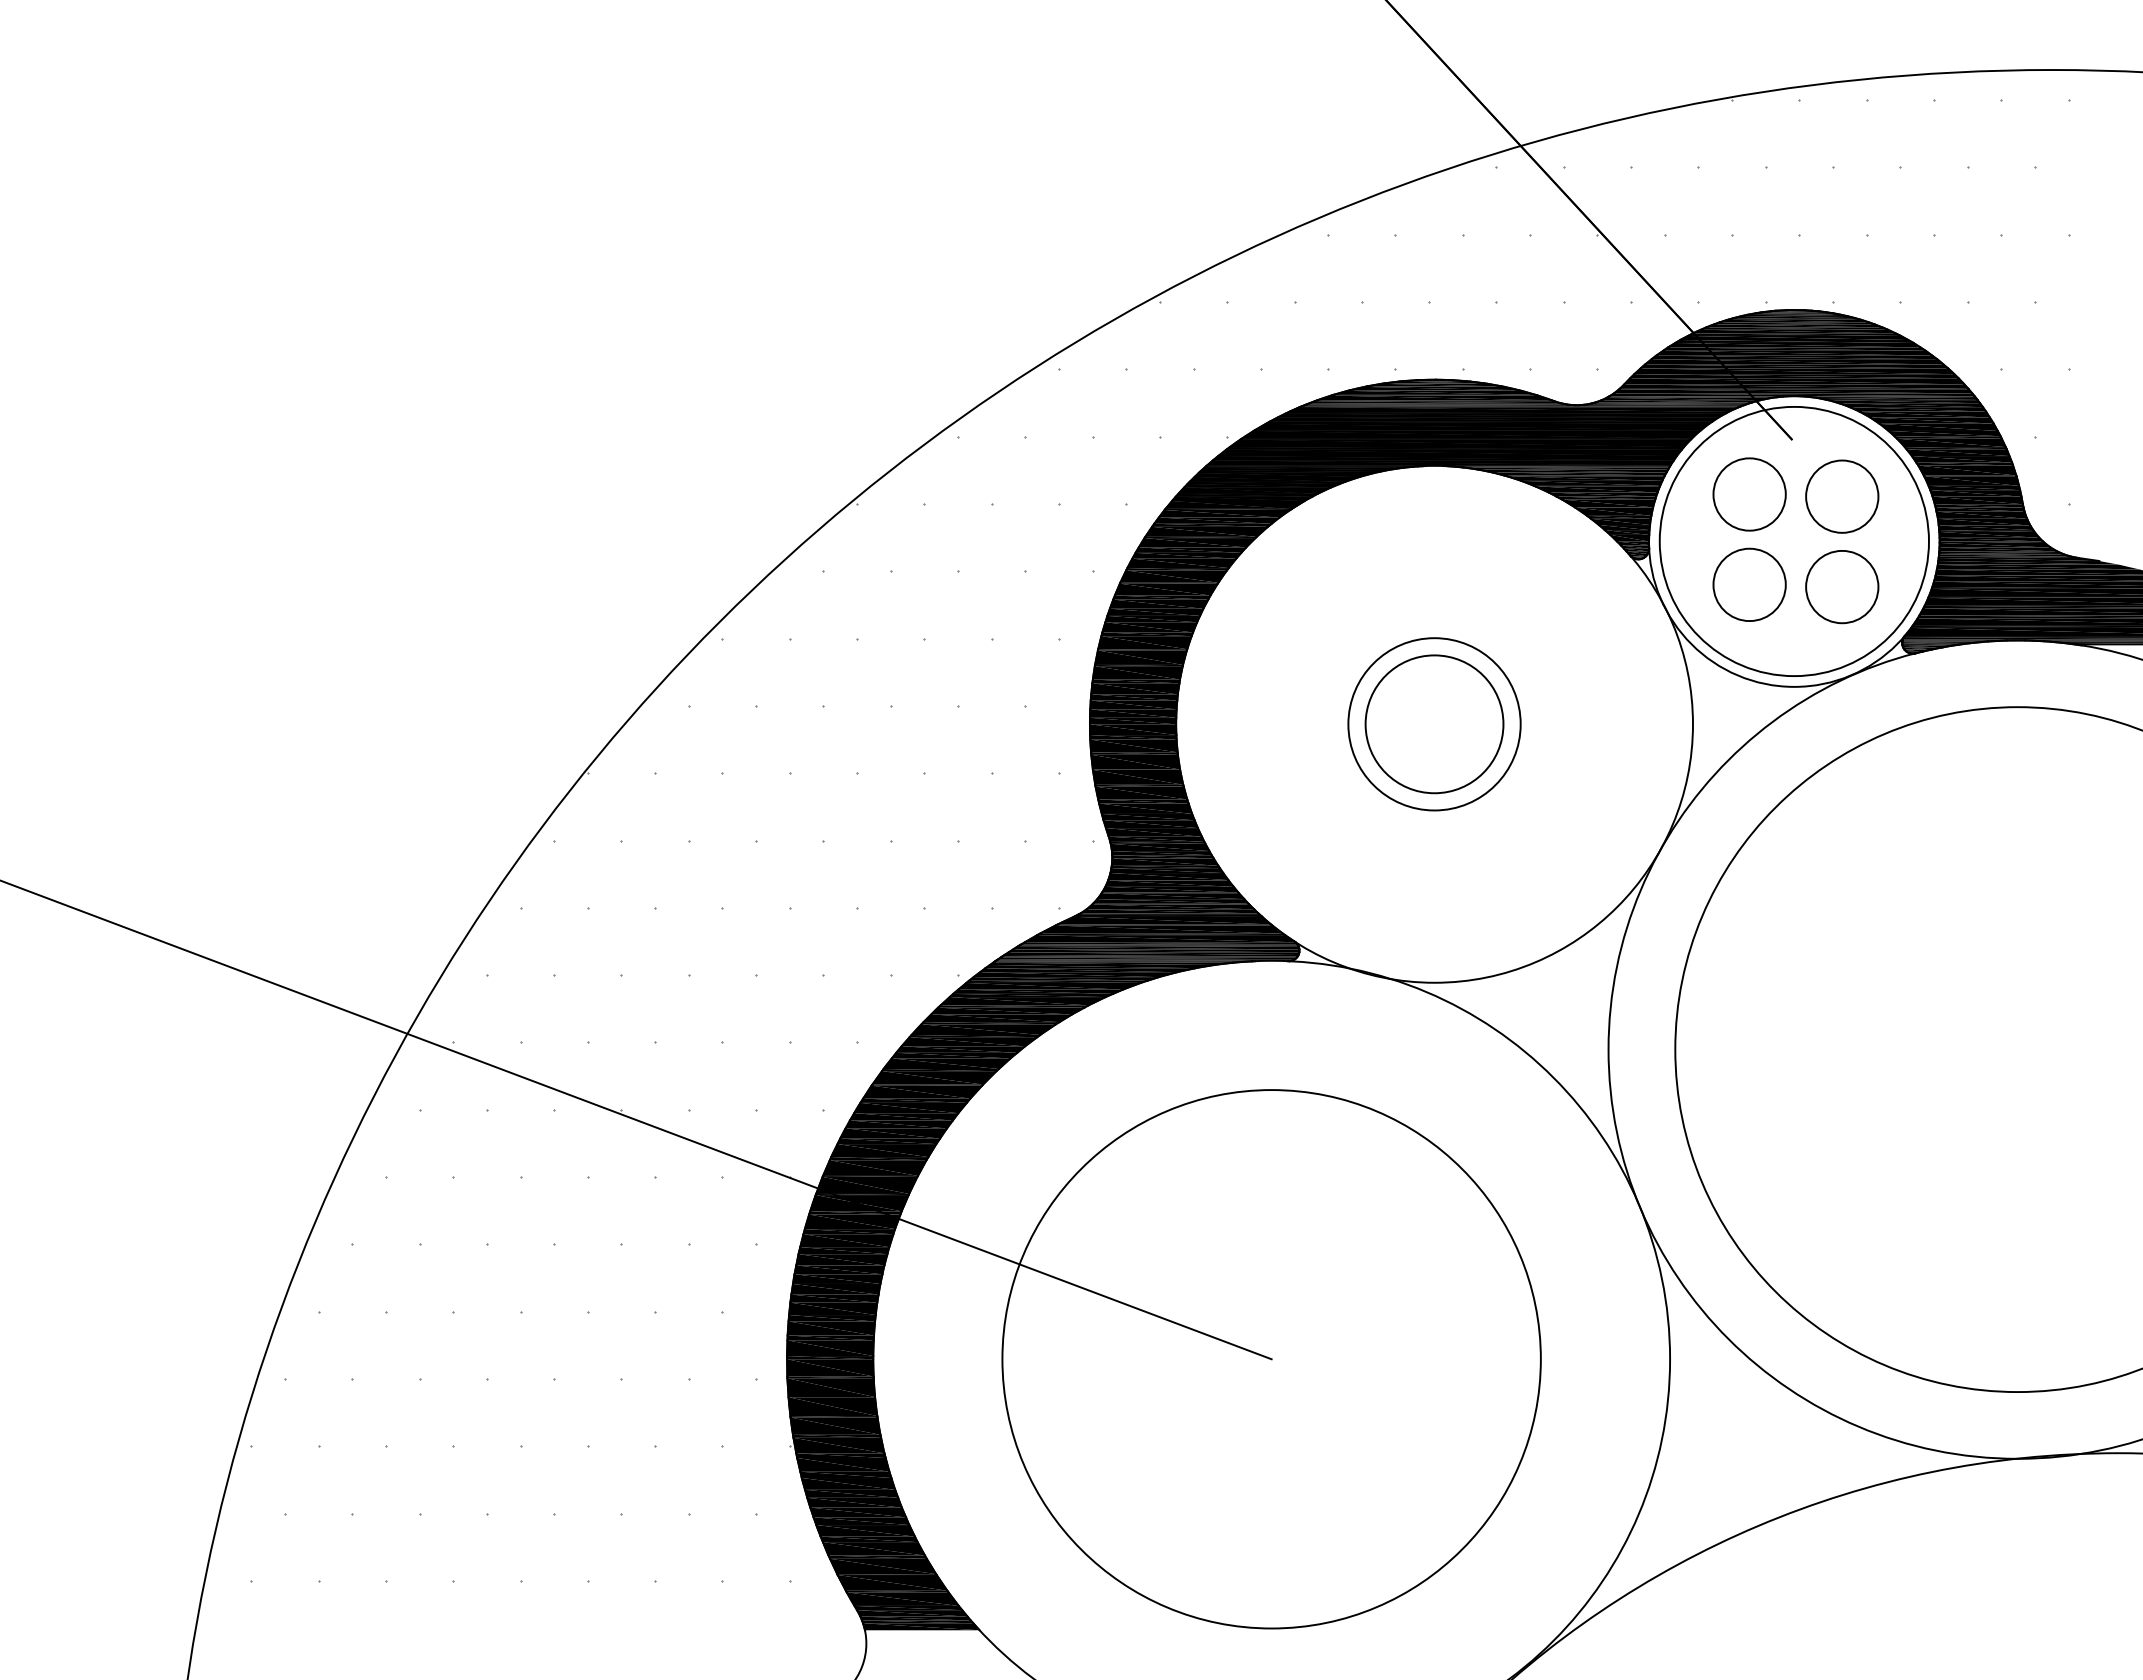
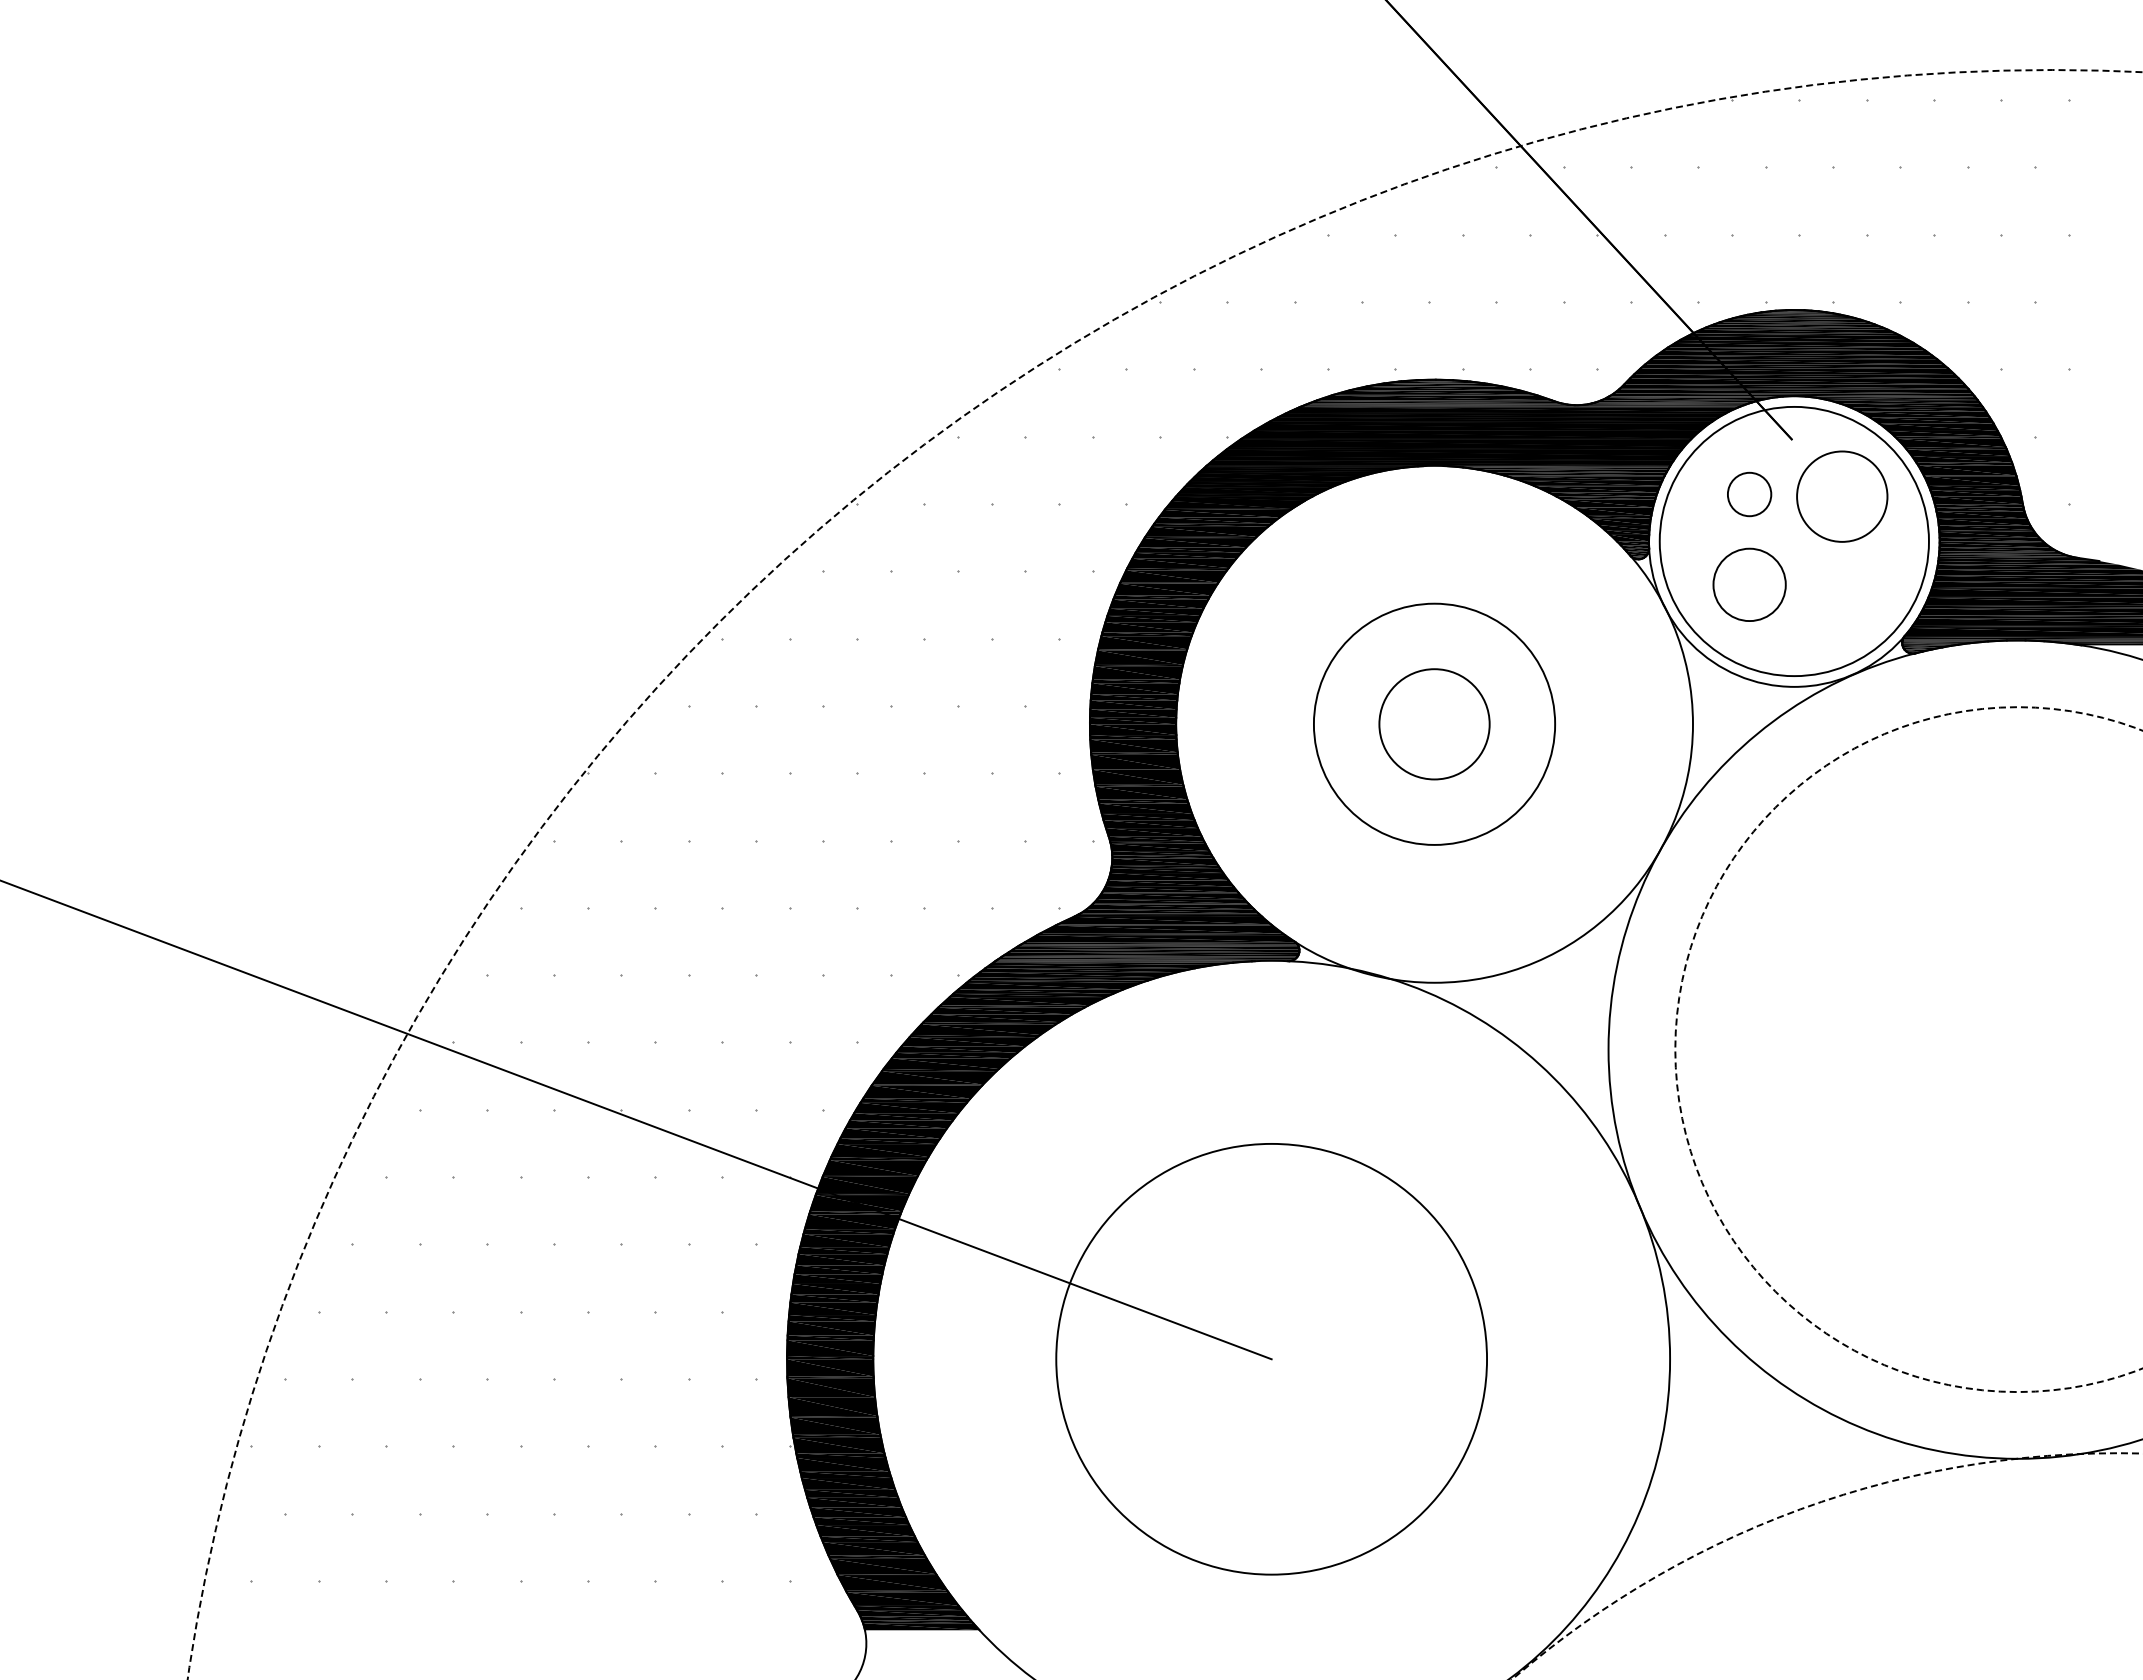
circle size: 75x75 px -> 46x47 px (1749, 494)
circle diameter: 72 px -> 90 px (1842, 496)
circle: present -> none (1842, 587)
circle diameter: 138 px -> 110 px (1434, 724)
circle diameter: 172 px -> 241 px (1434, 723)
circle: solid -> dashed (1164, 874)
circle: solid -> dashed (1908, 1049)
circle diameter: 538 px -> 431 px (1271, 1358)
circle: solid -> dashed (1826, 1566)
